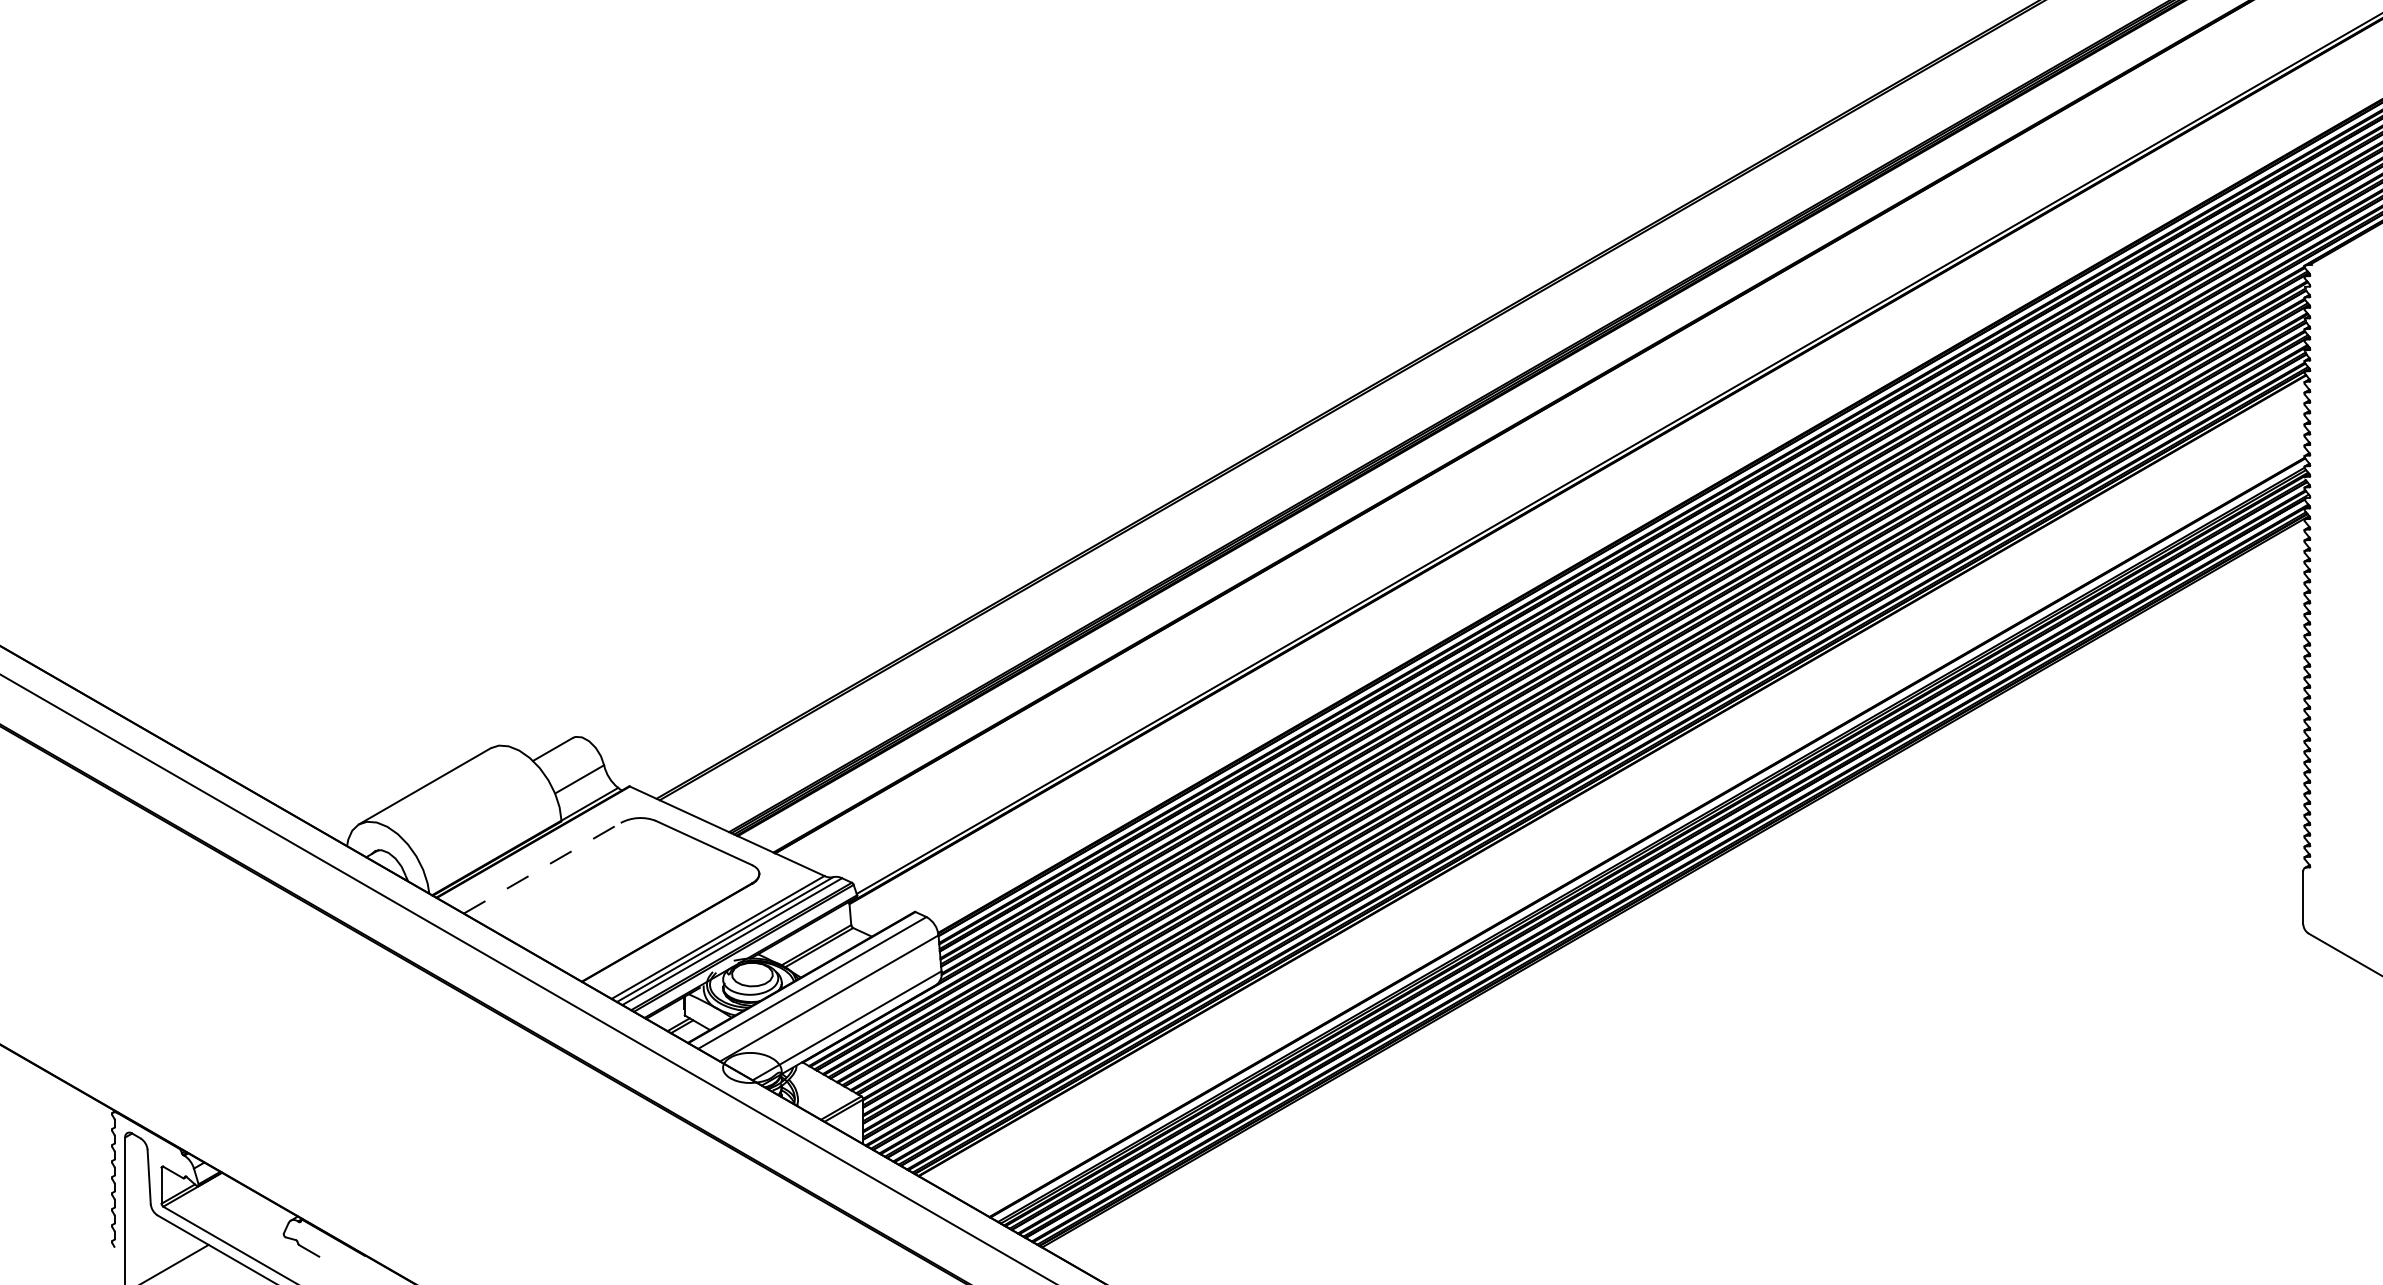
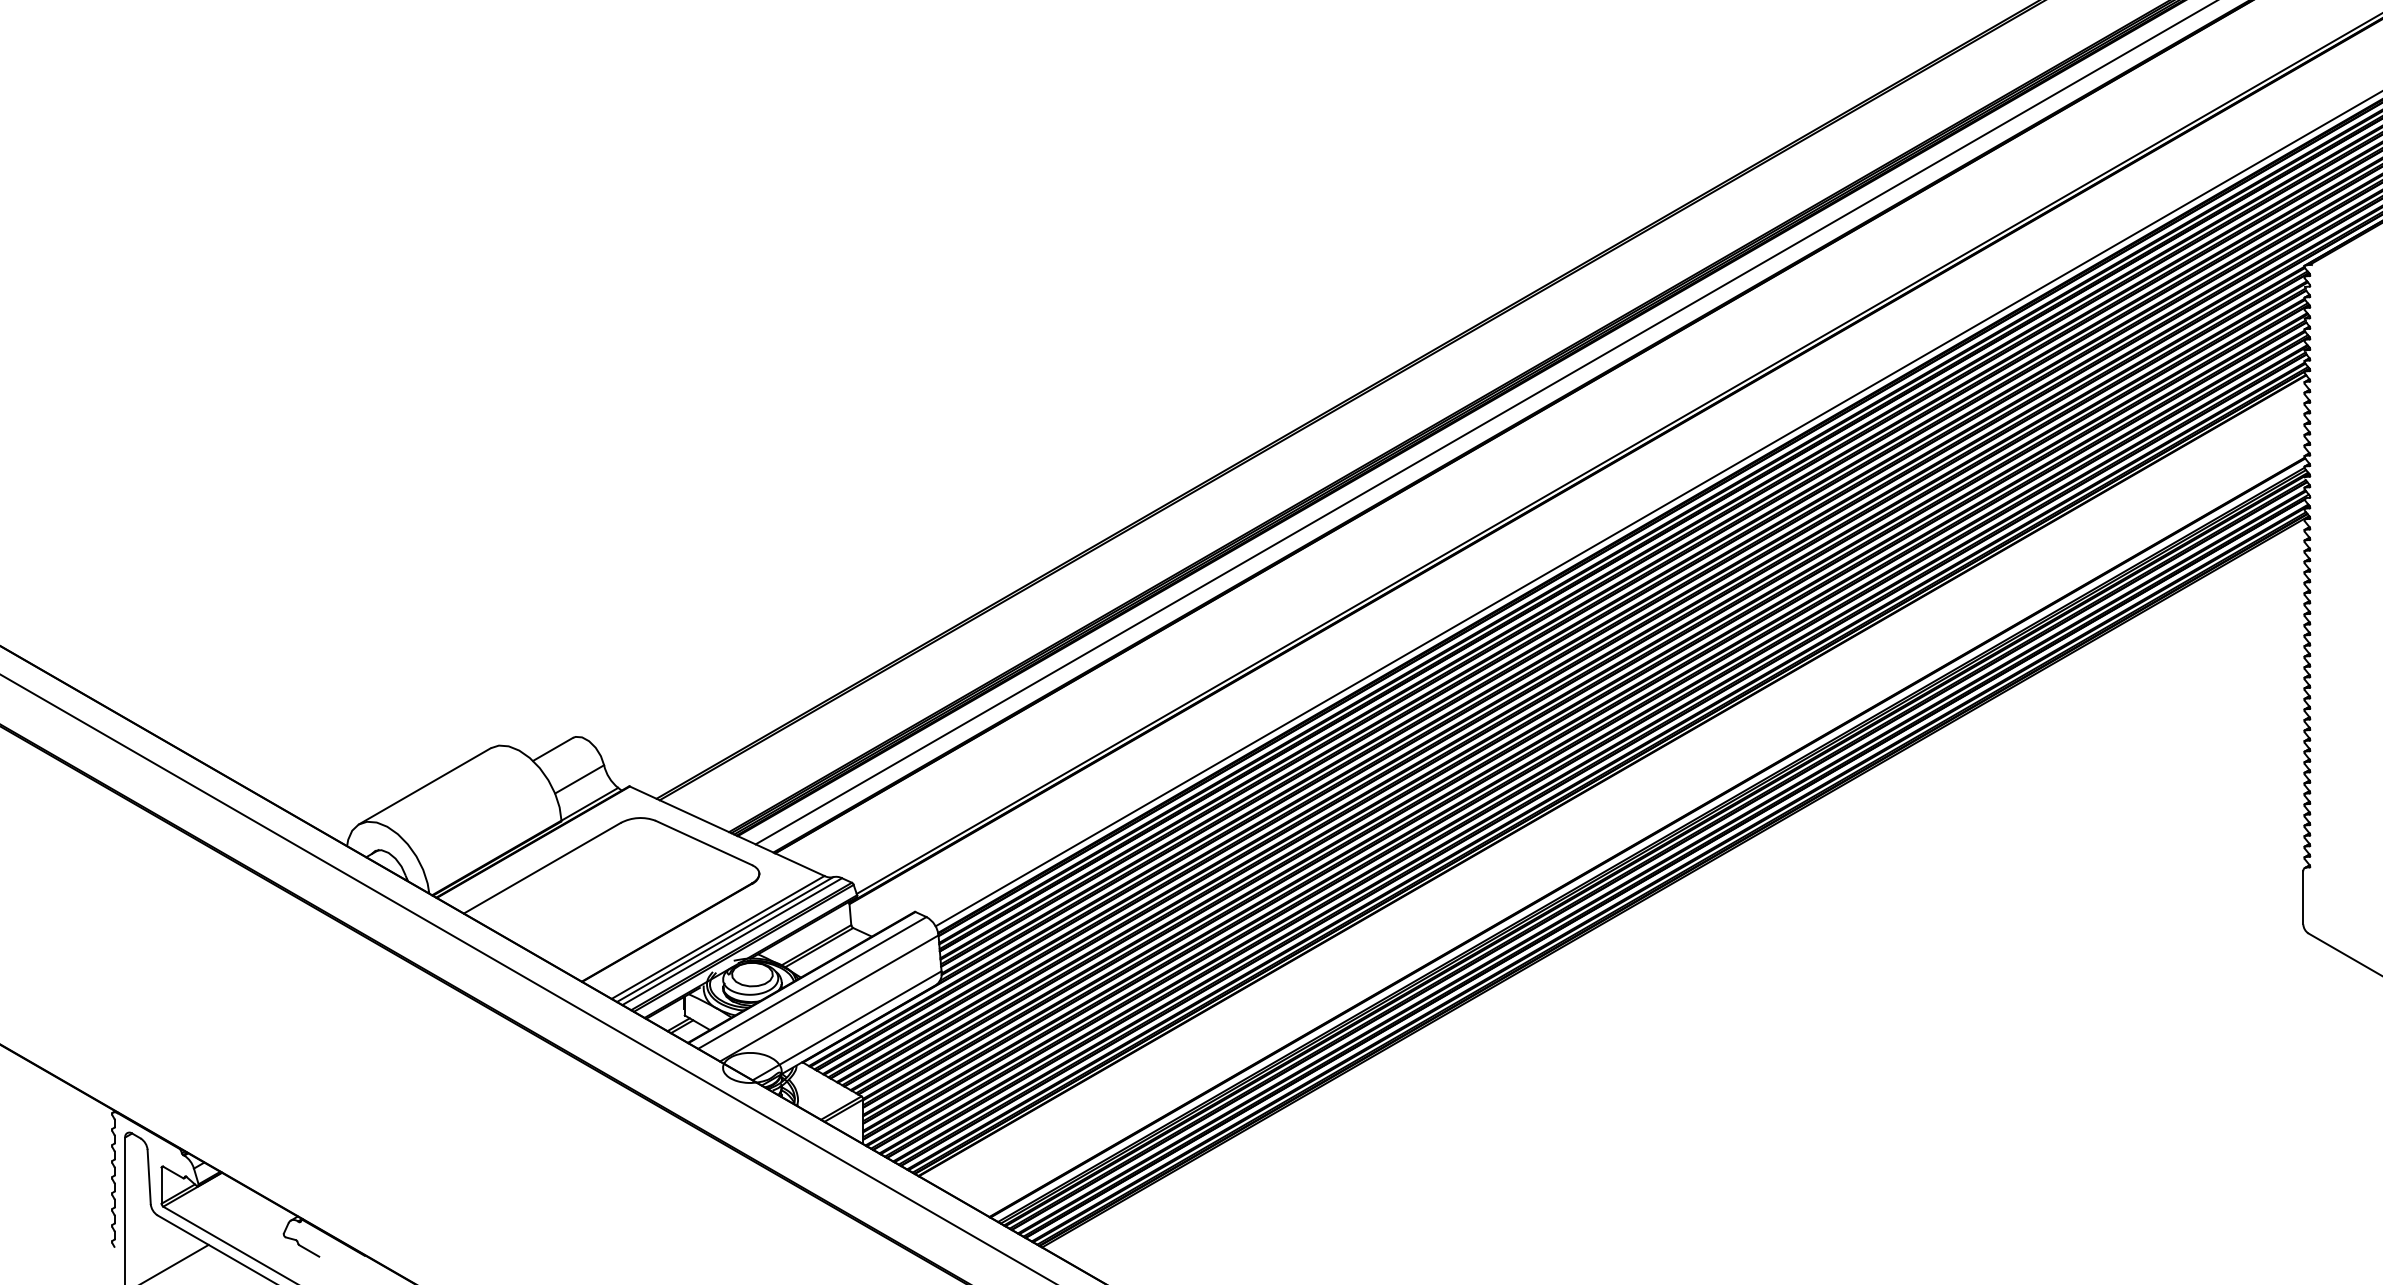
line: none -> present (1484, 423)
line: none -> present (1657, 509)
line: dashed -> solid (542, 868)
